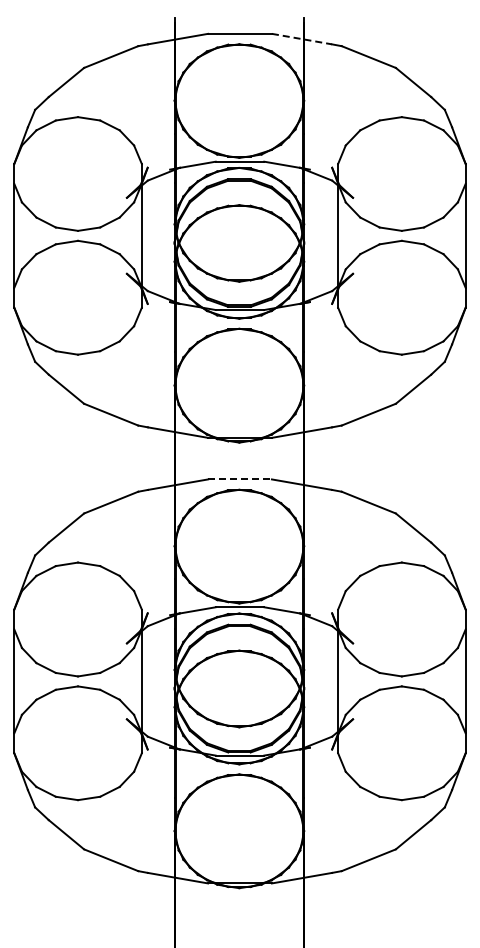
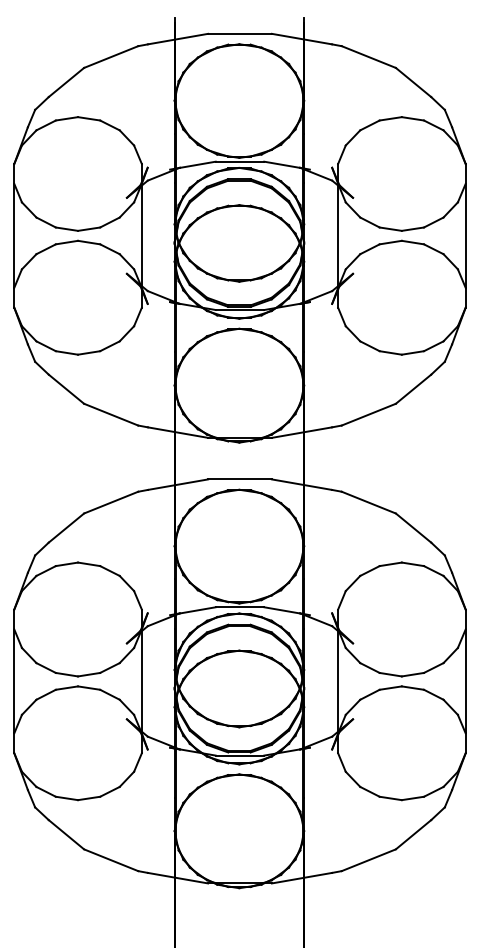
line: dashed -> solid (301, 39)
line: dashed -> solid (239, 479)
